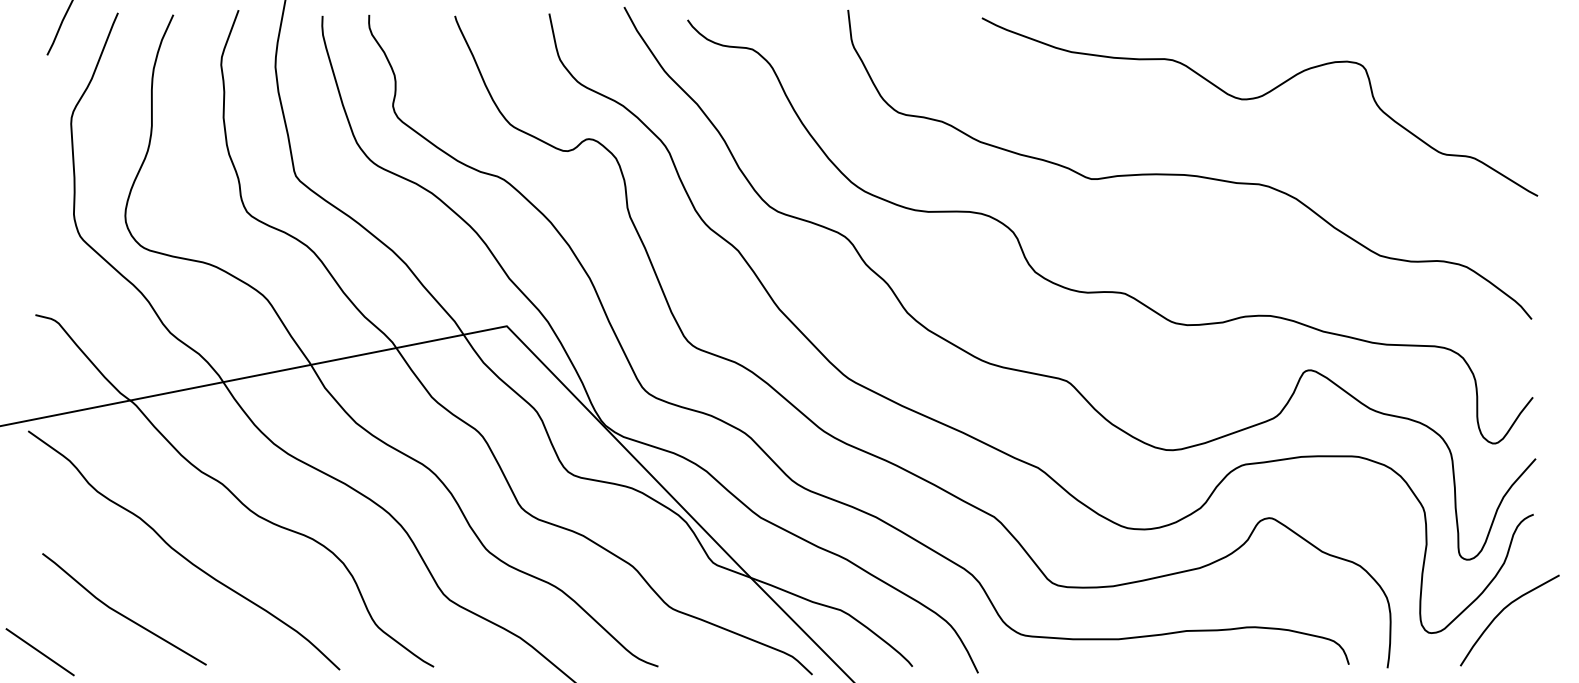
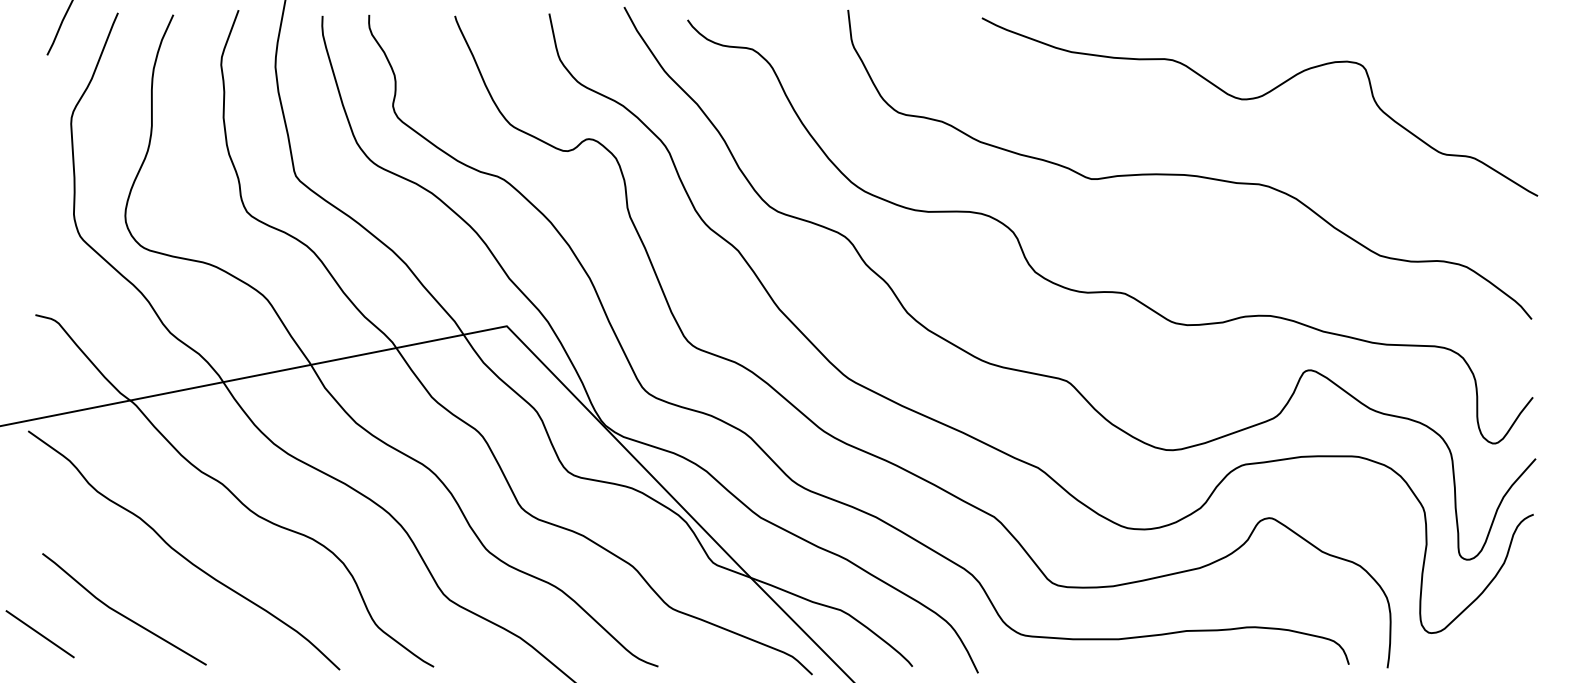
curve: present -> none (1501, 612)
line position: (39, 652) -> (39, 634) (39, 634)
